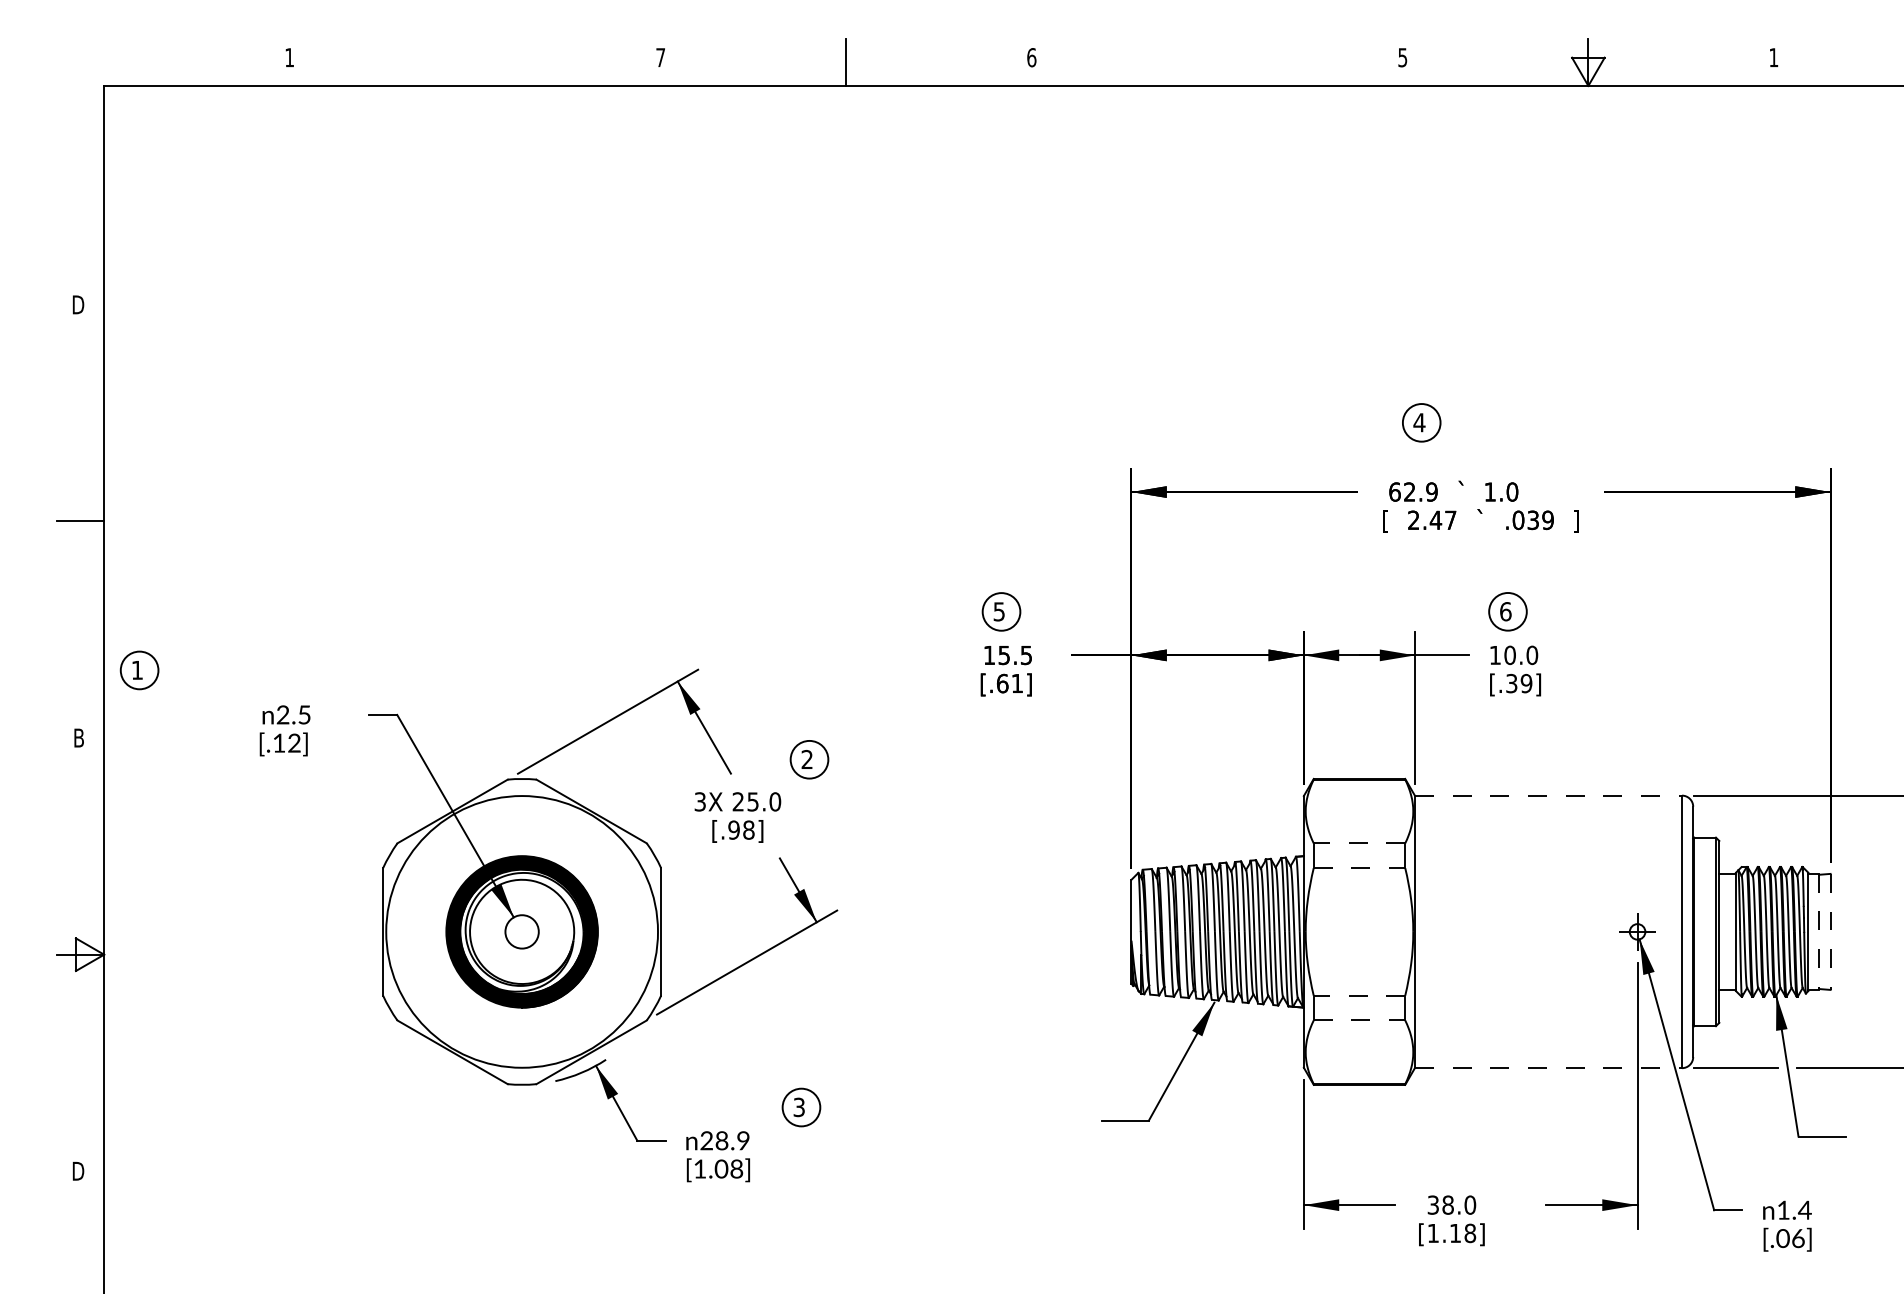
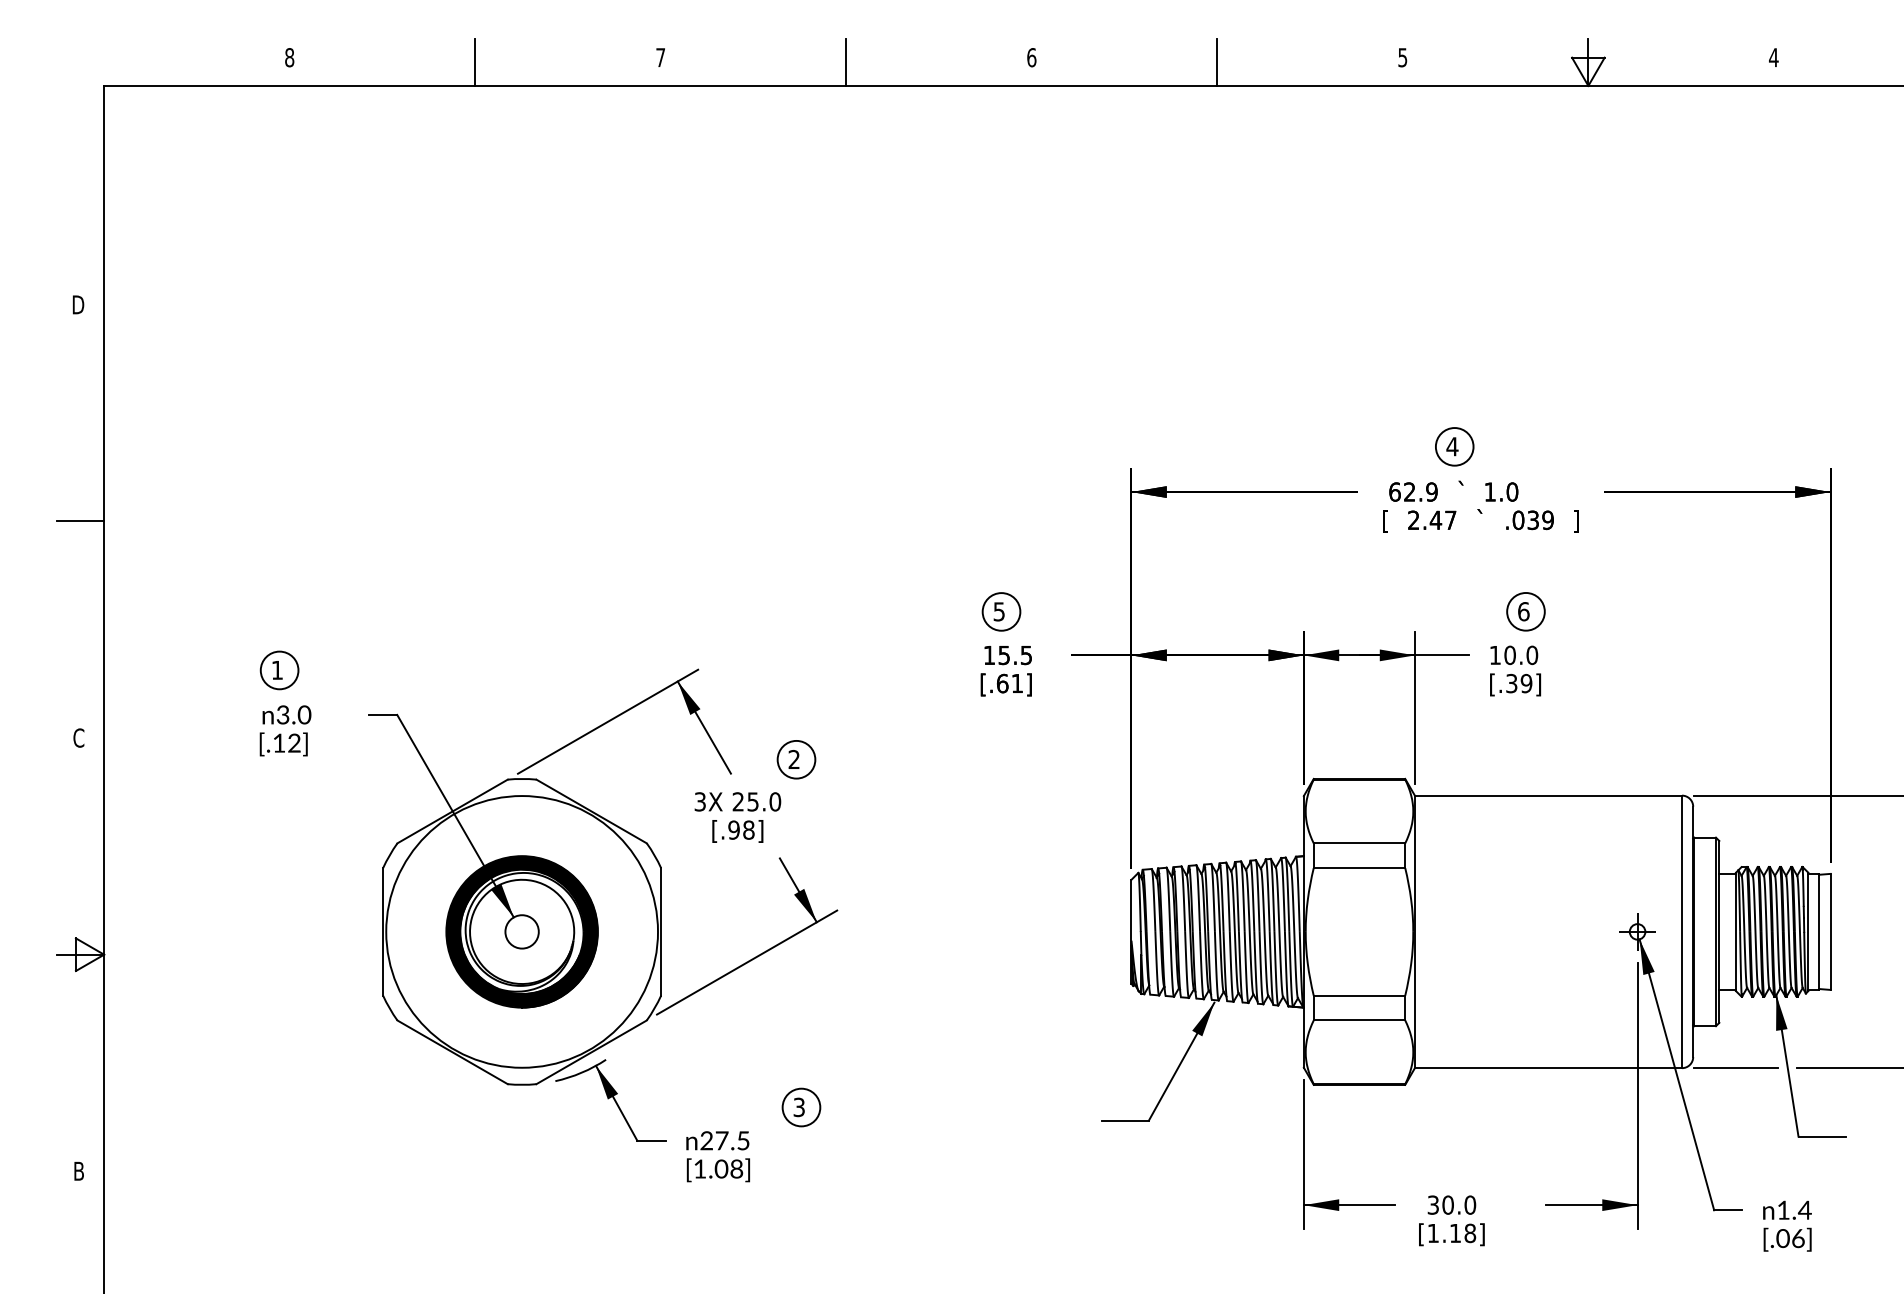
text: 1 -> 8 (289, 57)
text: 1 -> 4 (1773, 57)
line: none -> present (475, 61)
line: none -> present (1217, 61)
part position: (1421, 422) -> (1454, 446) (1454, 446)
part position: (1507, 611) -> (1525, 611) (1525, 611)
part position: (139, 670) -> (279, 670) (279, 670)
text: 2.5 -> 3.0 (293, 714)
text: B -> C (78, 737)
part position: (809, 759) -> (796, 759) (796, 759)
line: dashed -> solid (1549, 795)
line: dashed -> solid (1359, 843)
line: dashed -> solid (1359, 868)
line: dashed -> solid (1819, 932)
line: dashed -> solid (1830, 932)
line: dashed -> solid (1359, 995)
line: dashed -> solid (1359, 1020)
line: dashed -> solid (1549, 1068)
text: 28.9 -> 27.5 (732, 1140)
text: D -> B (78, 1170)
text: 38.0 -> 30.0 (1447, 1204)
